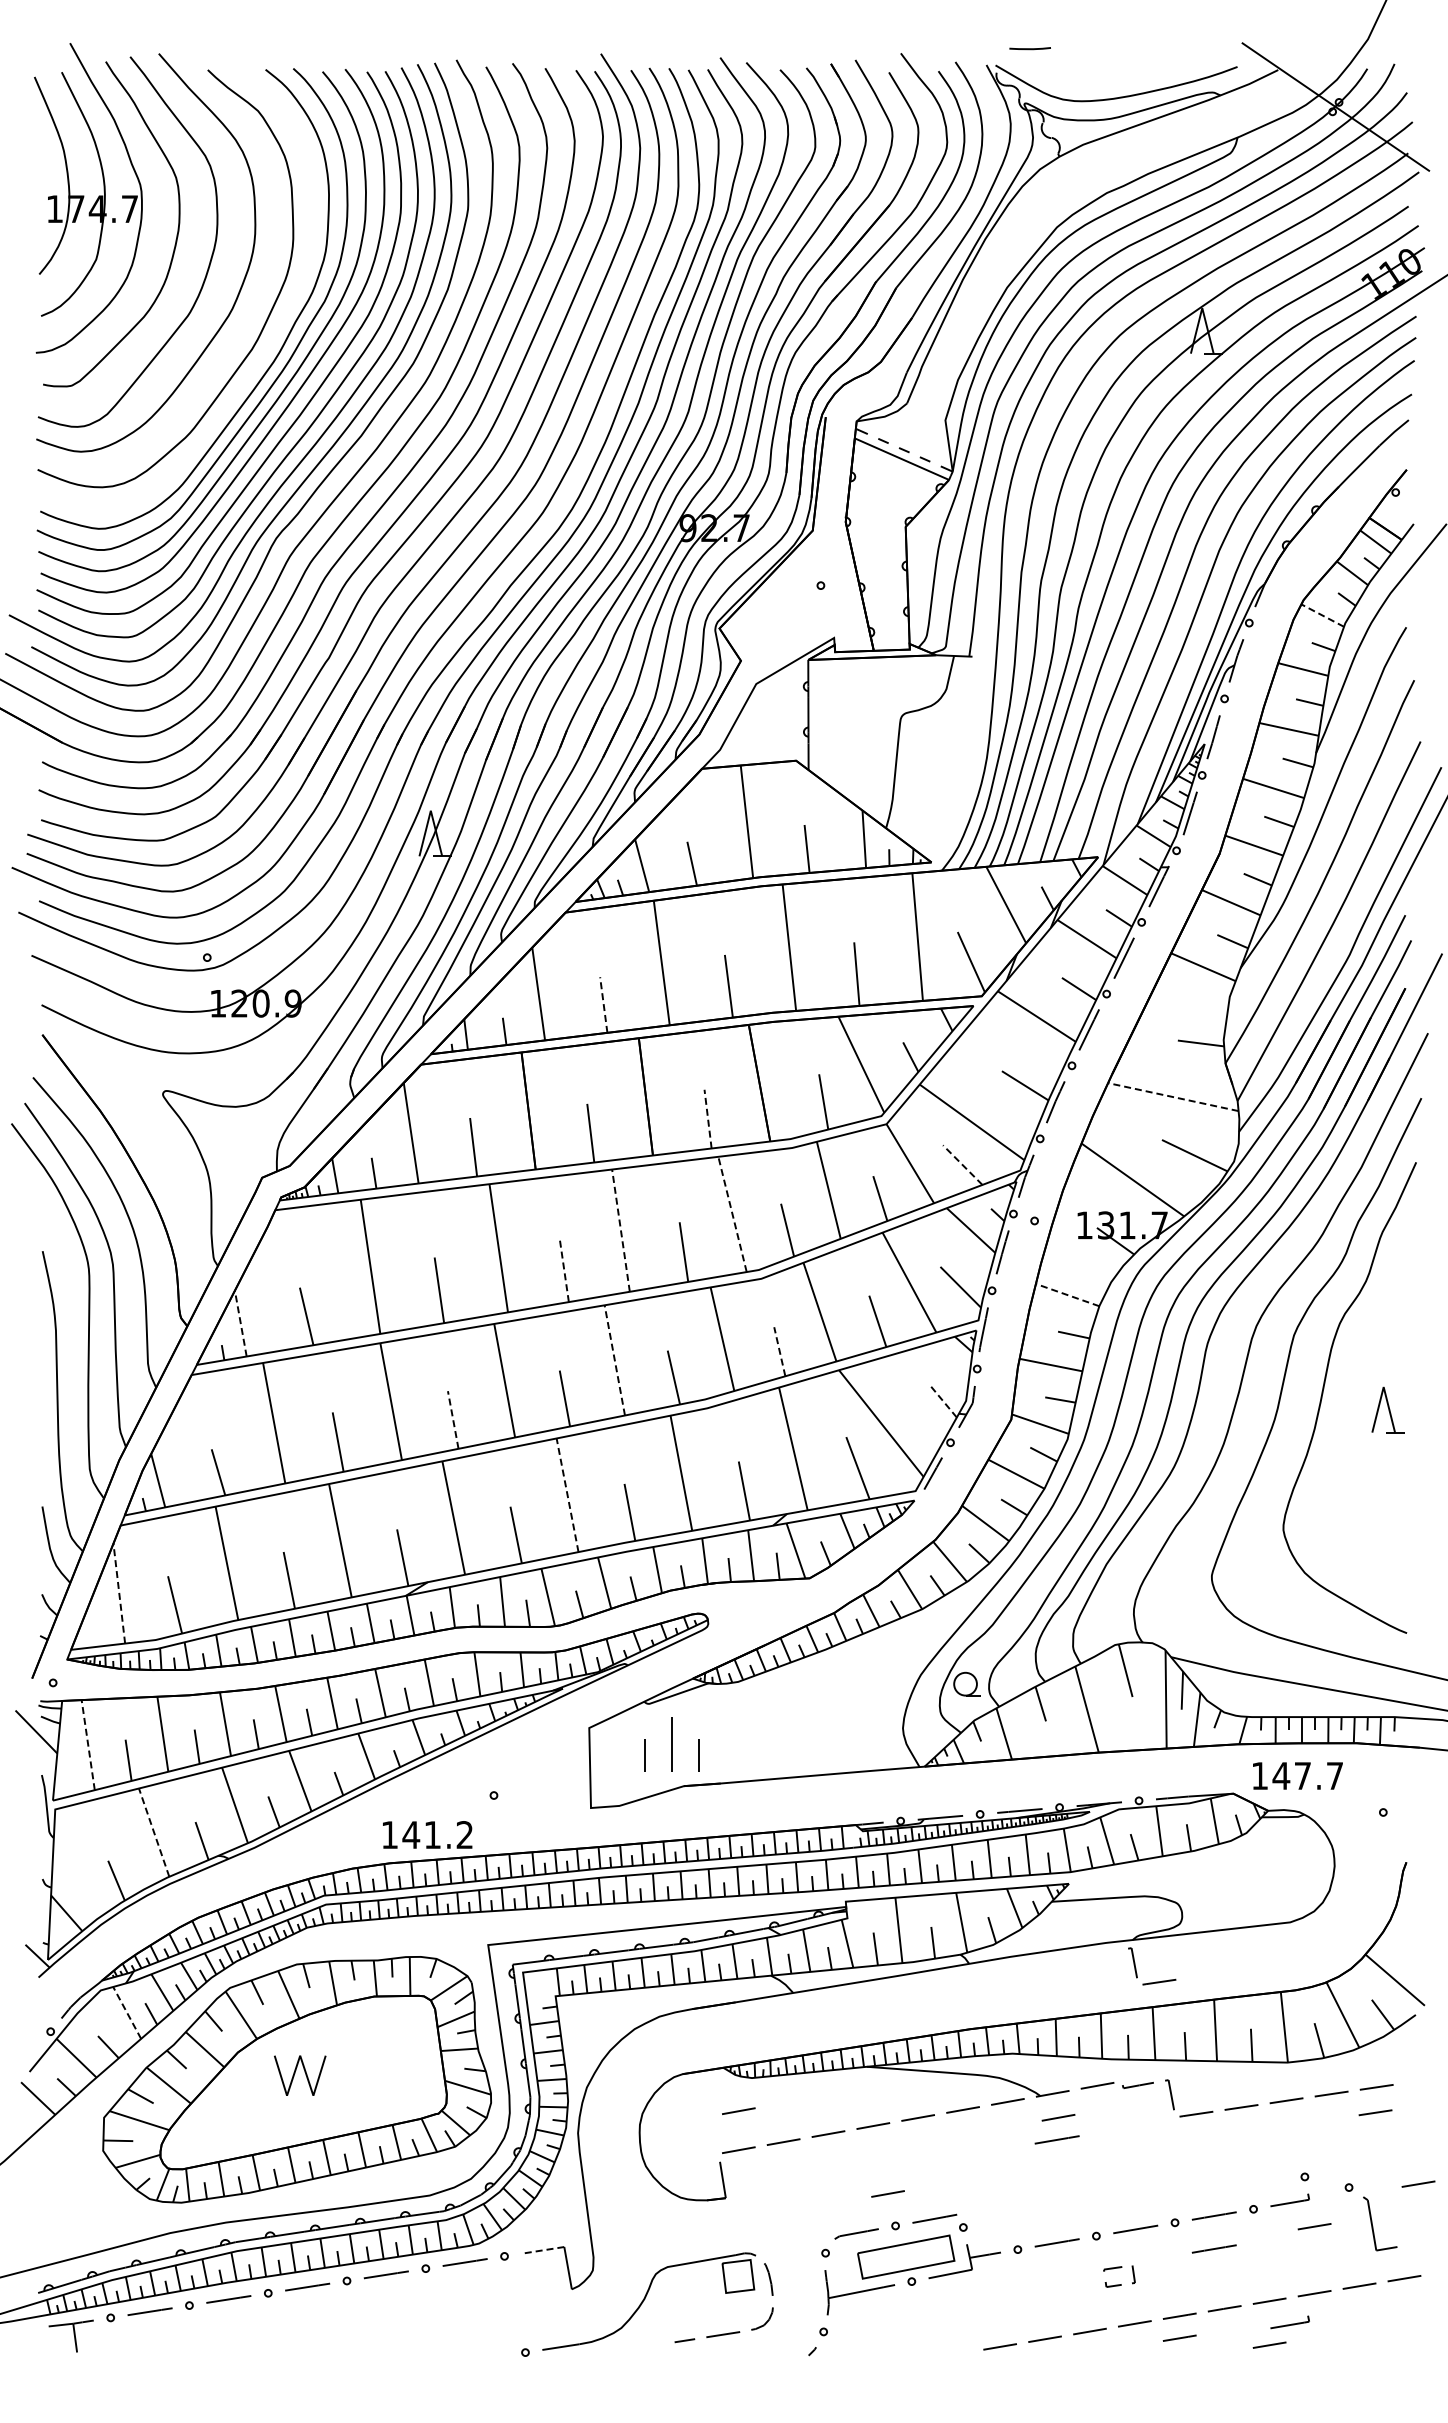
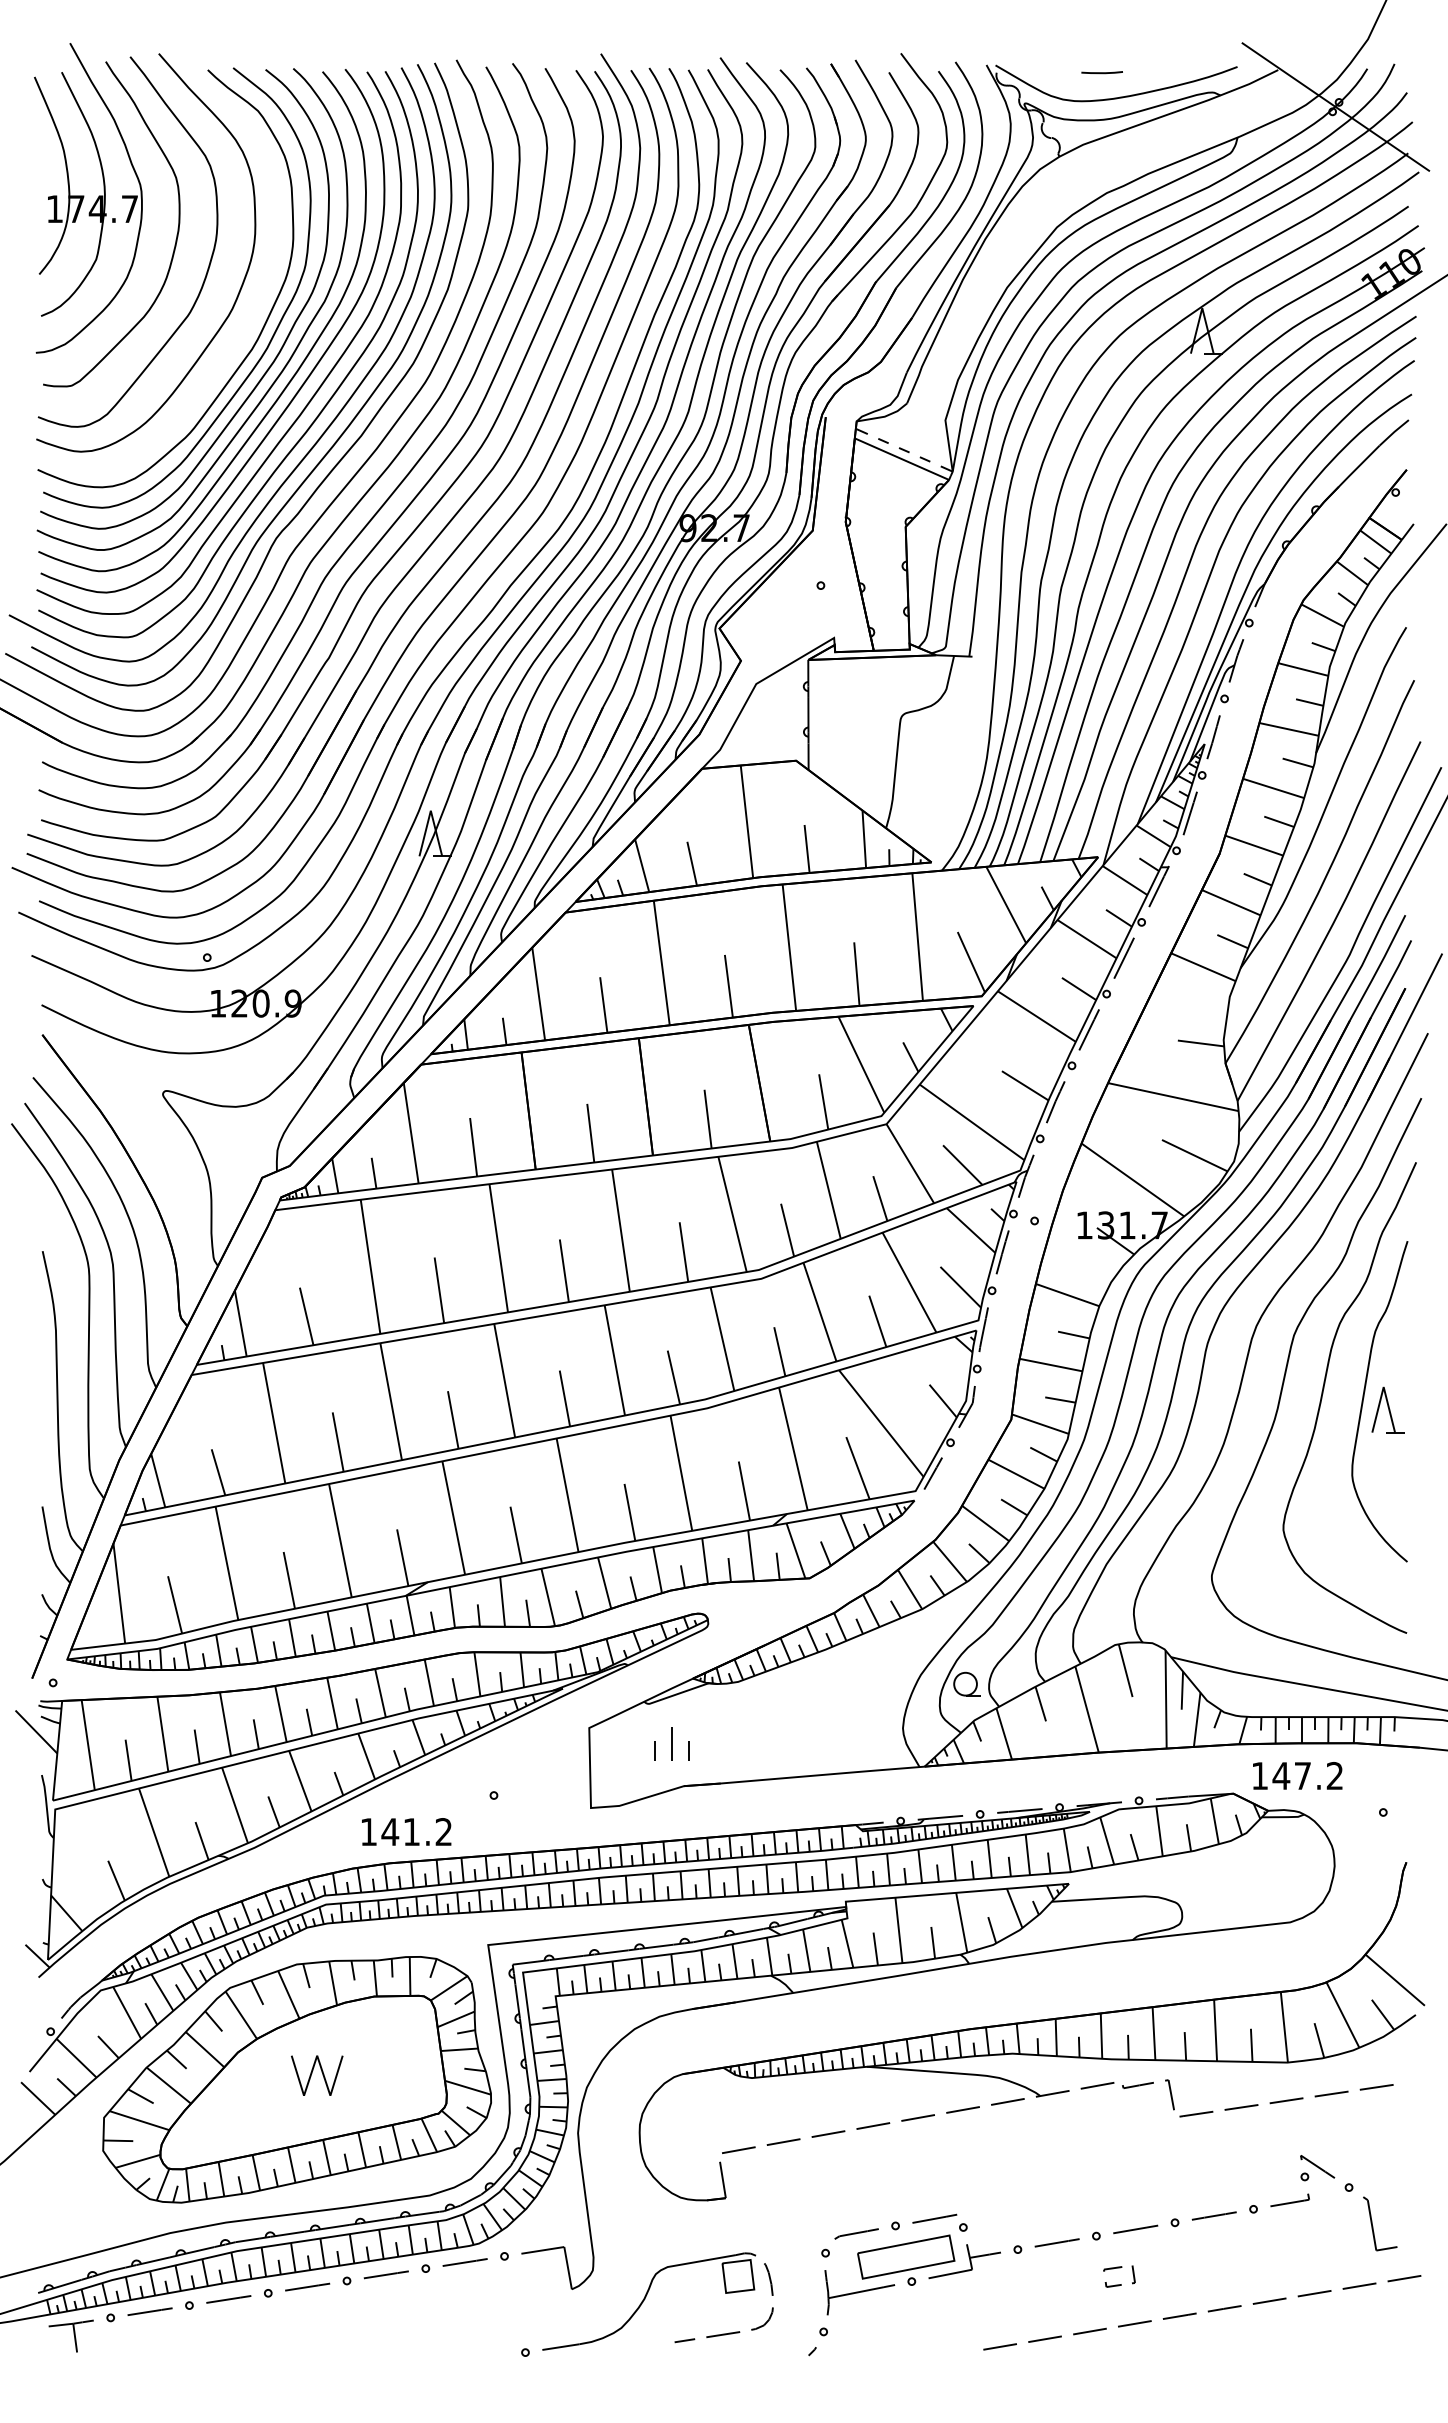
line position: (1029, 48) -> (1101, 72) (1101, 72)
curve: none -> present (272, 335)
line: dashed -> solid (1322, 615)
line: dashed -> solid (603, 1004)
line: dashed -> solid (1173, 1097)
line: dashed -> solid (708, 1119)
line: dashed -> solid (962, 1165)
line: dashed -> solid (732, 1213)
line: dashed -> solid (620, 1230)
line: dashed -> solid (564, 1270)
line: dashed -> solid (1067, 1295)
line: dashed -> solid (240, 1323)
line: dashed -> solid (779, 1351)
line: dashed -> solid (614, 1359)
curve: none -> present (1364, 1397)
line: dashed -> solid (942, 1400)
line: dashed -> solid (453, 1419)
line: dashed -> solid (567, 1495)
line: dashed -> solid (119, 1593)
line: dashed -> solid (88, 1744)
part size: 56x55 px -> 36x34 px (671, 1743)
text: 147.7 -> 147.2 (1334, 1775)
line: dashed -> solid (154, 1832)
text position: (427, 1834) -> (406, 1831) (406, 1831)
part: present -> none (1155, 1981)
line: dashed -> solid (126, 2012)
part position: (300, 2075) -> (317, 2075) (317, 2075)
line: present -> none (738, 2110)
line: present -> none (1375, 2112)
line: present -> none (1058, 2117)
line: present -> none (1056, 2139)
part: none -> present (1317, 2166)
line: present -> none (1418, 2183)
line: present -> none (887, 2193)
line: present -> none (1314, 2226)
line: present -> none (1213, 2248)
line: dashed -> solid (542, 2250)
part: present -> none (1289, 2322)
line: present -> none (1179, 2337)
line: present -> none (1269, 2344)
